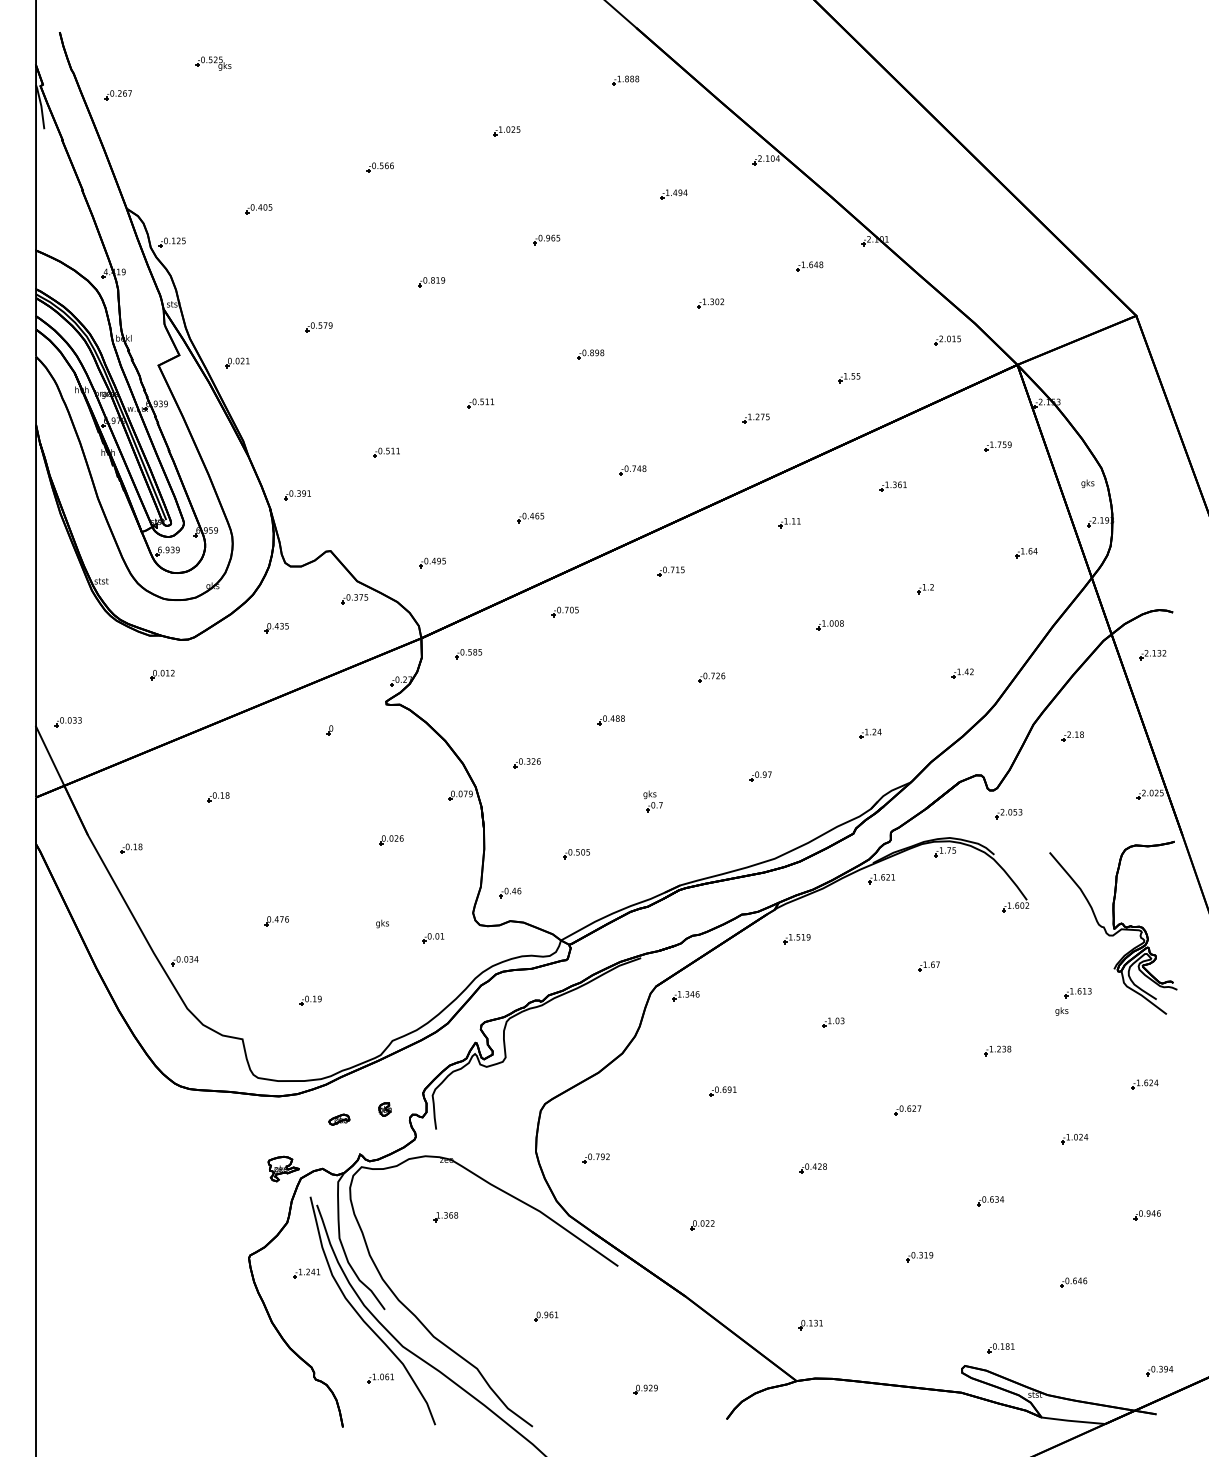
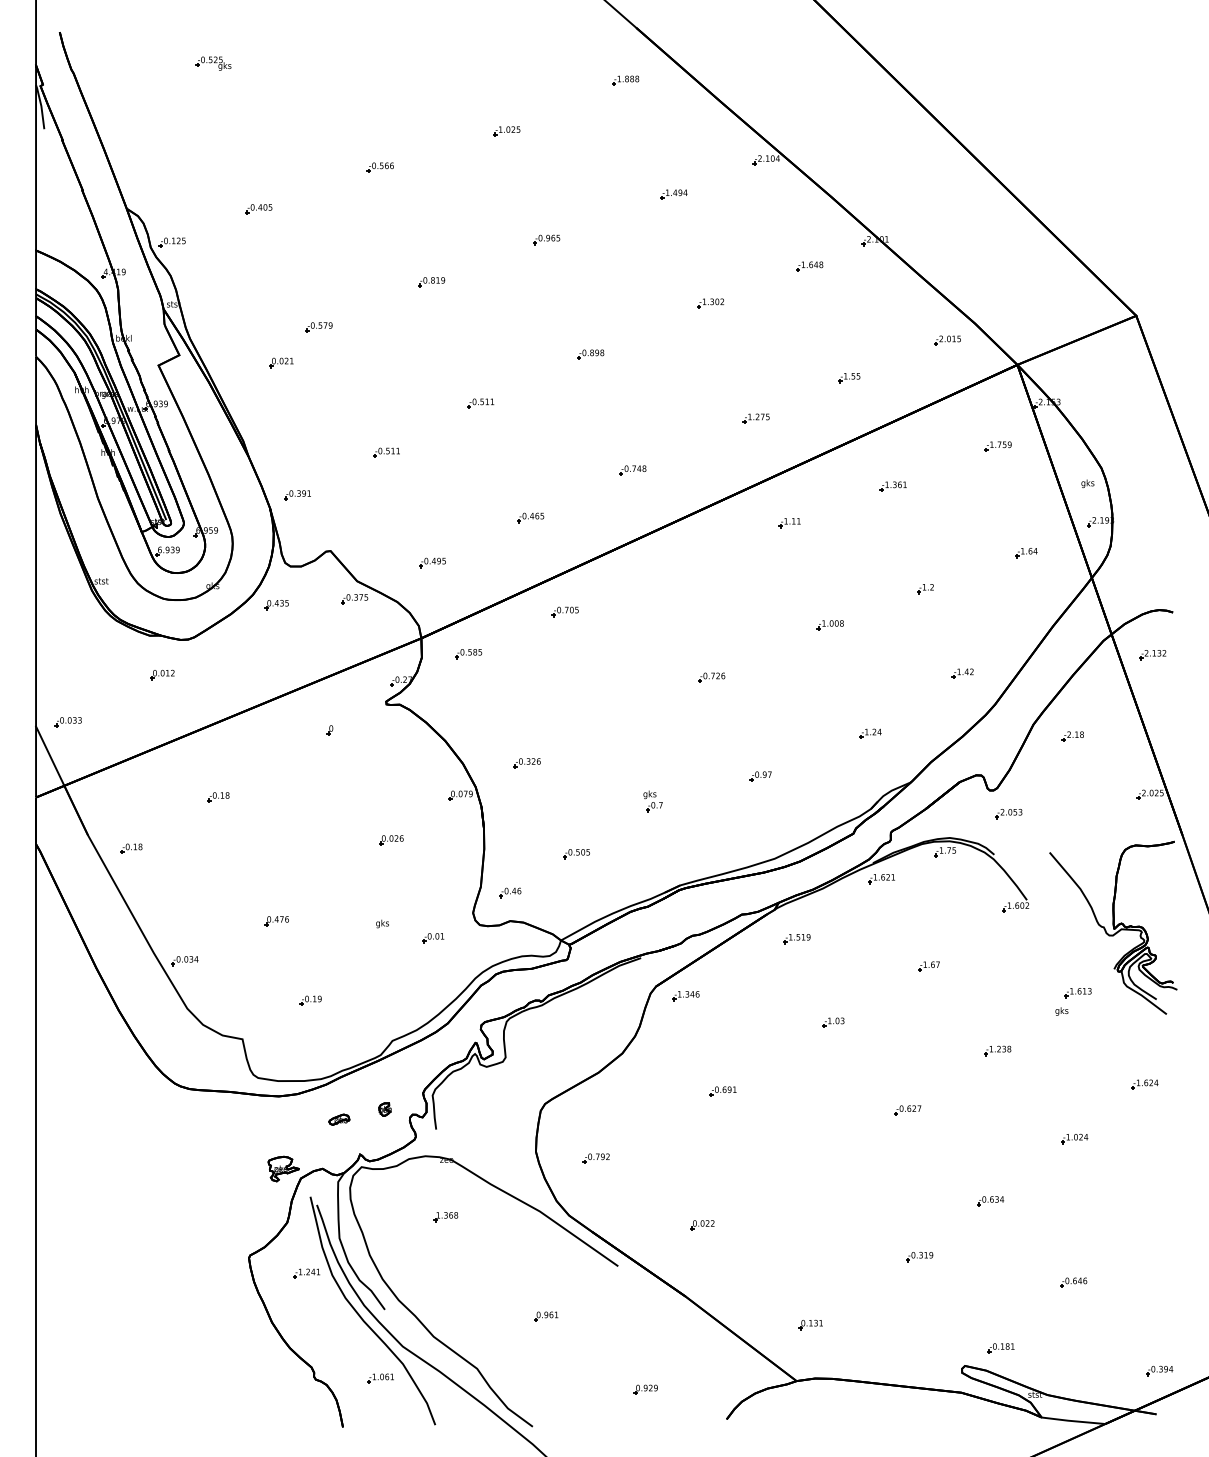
part: present -> none (117, 95)
part position: (237, 362) -> (281, 362) (281, 362)
part: present -> none (670, 571)
part position: (276, 628) -> (276, 605) (276, 605)
part: present -> none (610, 720)
part: present -> none (812, 1168)
part: present -> none (1146, 1215)
